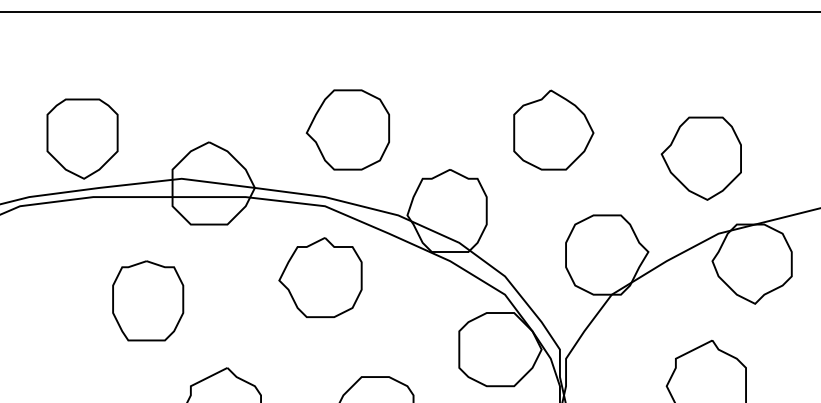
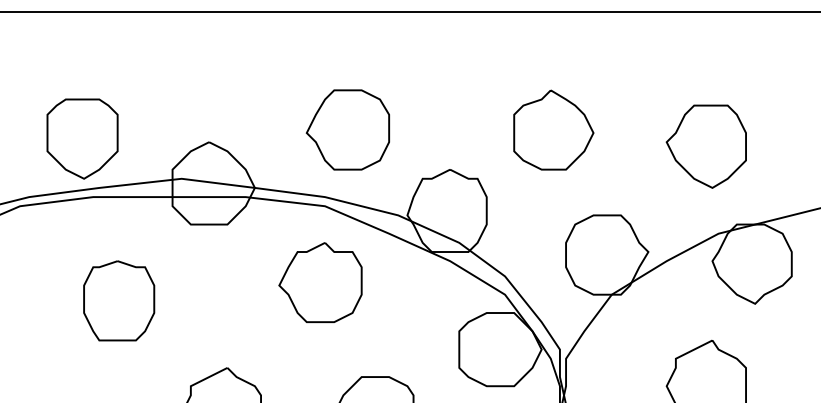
part position: (700, 158) -> (705, 146) (705, 146)
part position: (320, 277) -> (320, 282) (320, 282)
part position: (148, 300) -> (119, 300) (119, 300)
